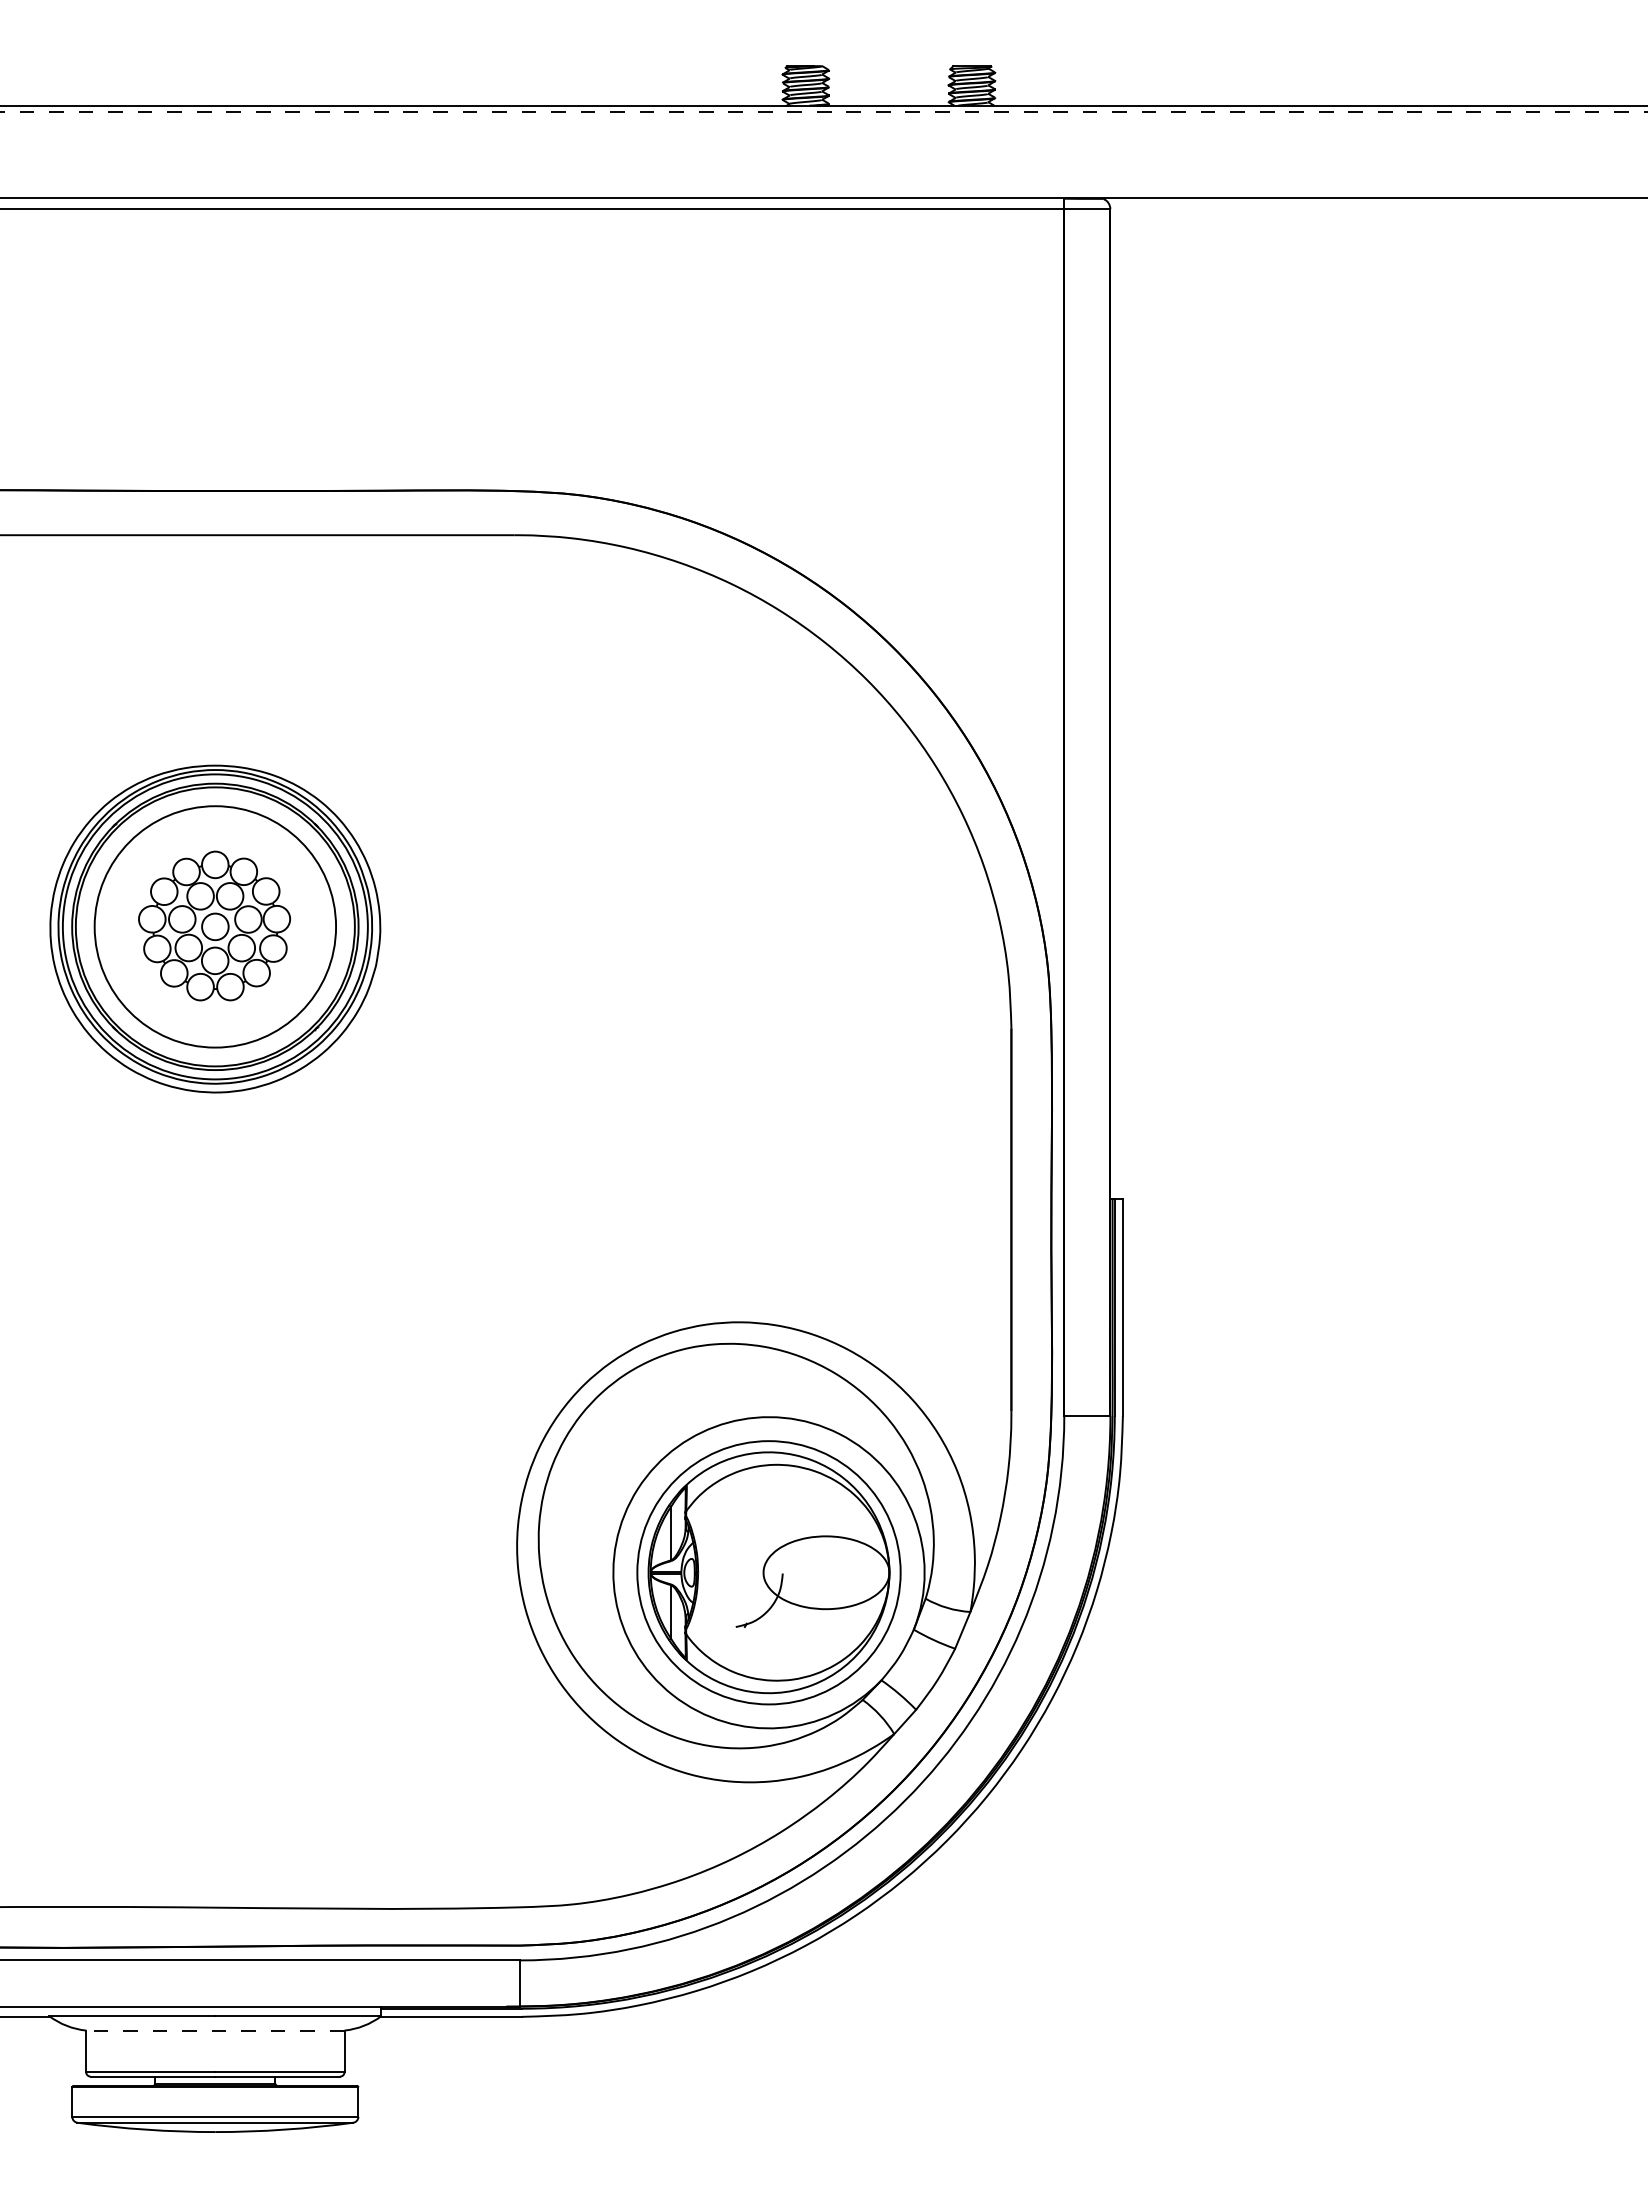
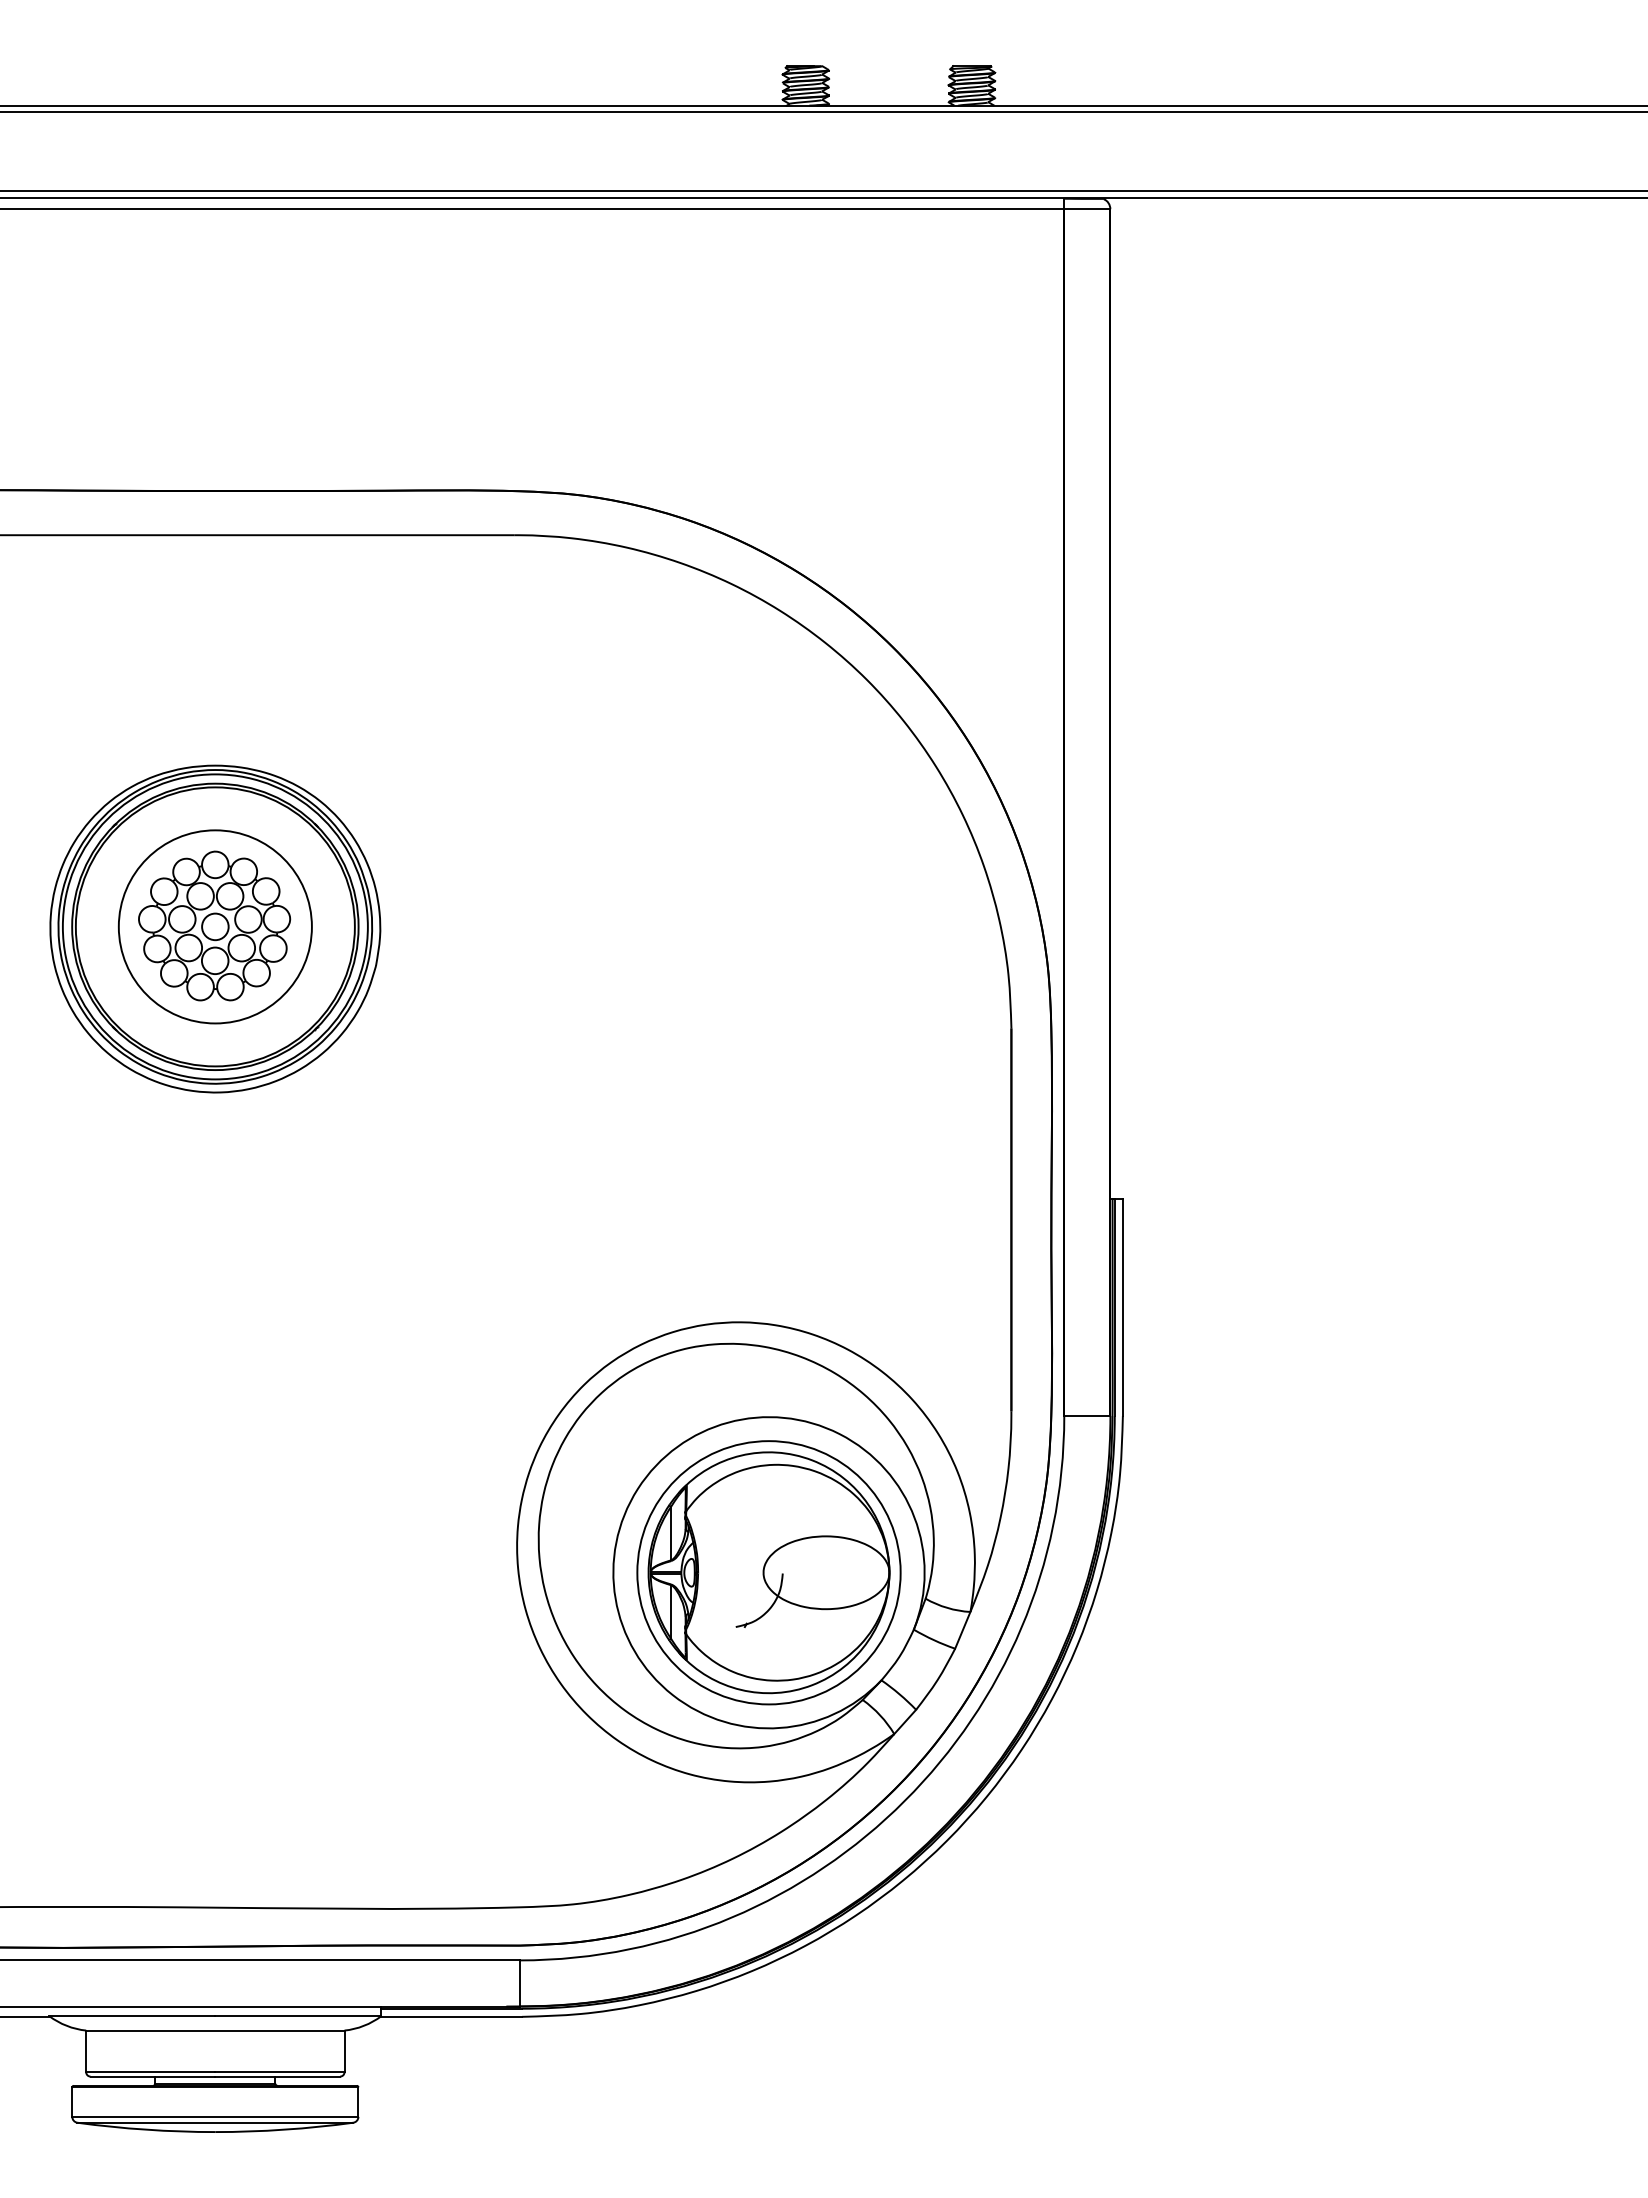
line: dashed -> solid (823, 112)
line: none -> present (823, 191)
circle diameter: 241 px -> 193 px (214, 926)
line: dashed -> solid (214, 2030)
